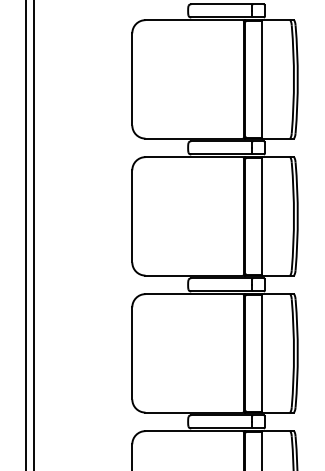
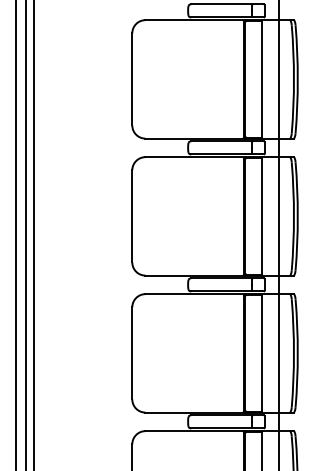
line: none -> present (15, 234)
line: none -> present (279, 234)
